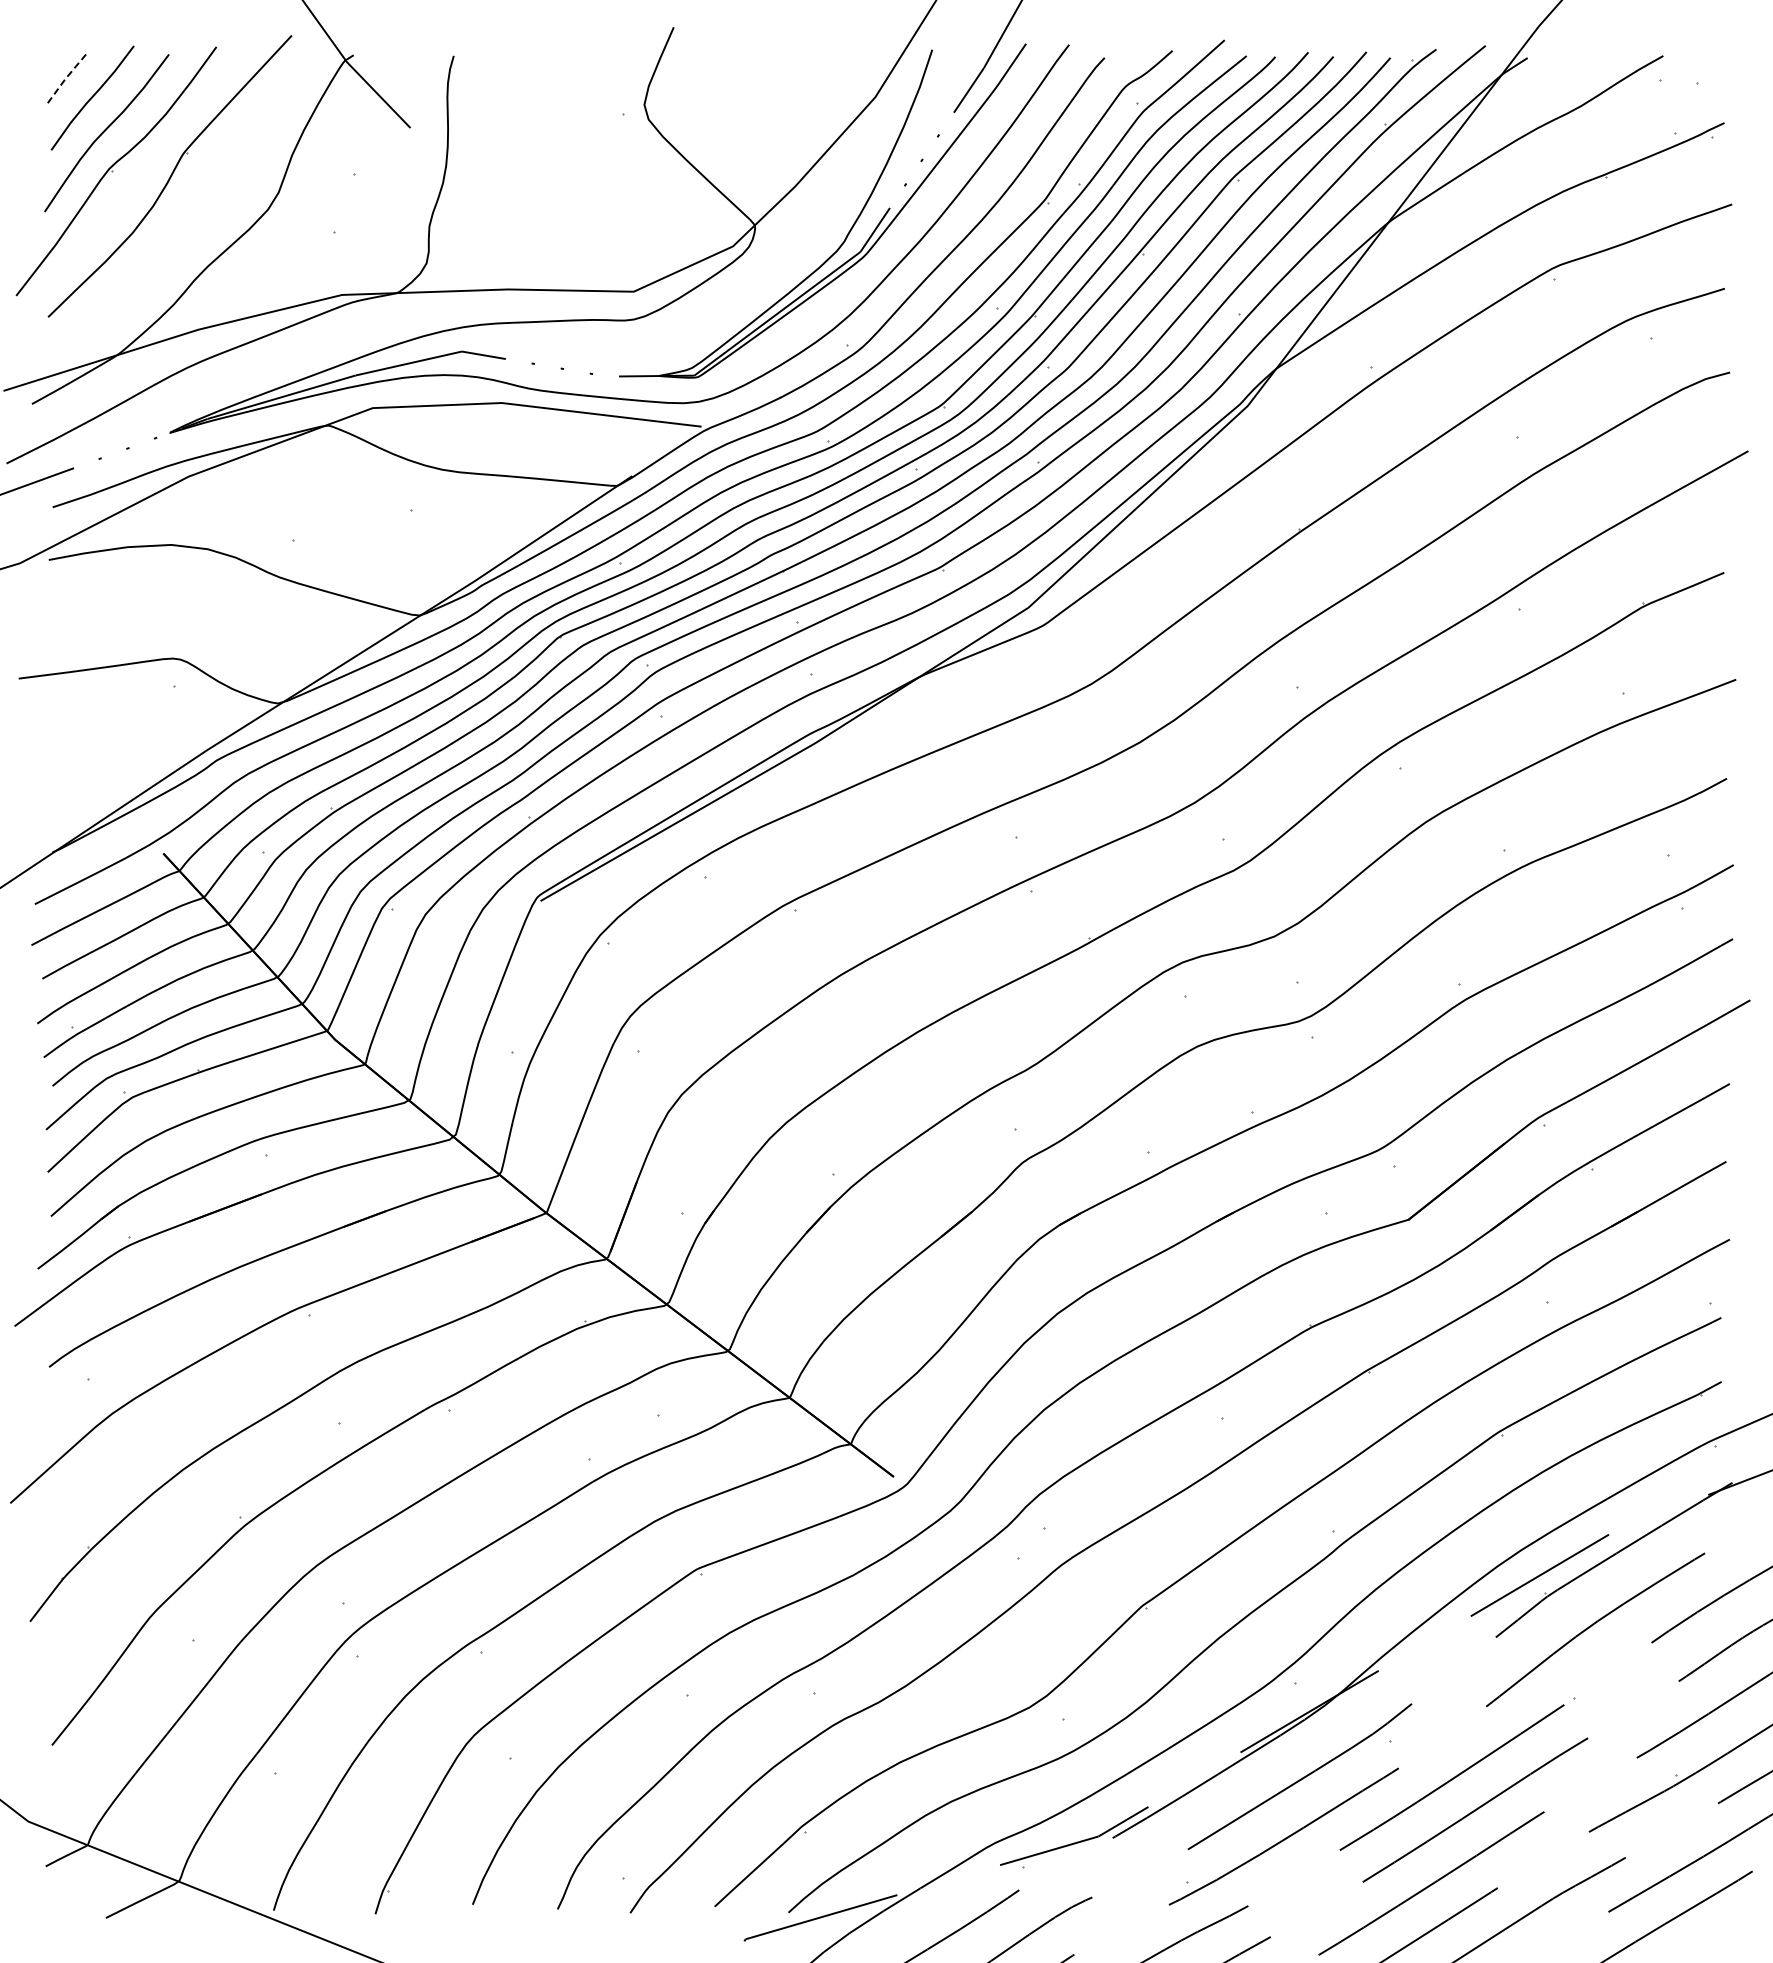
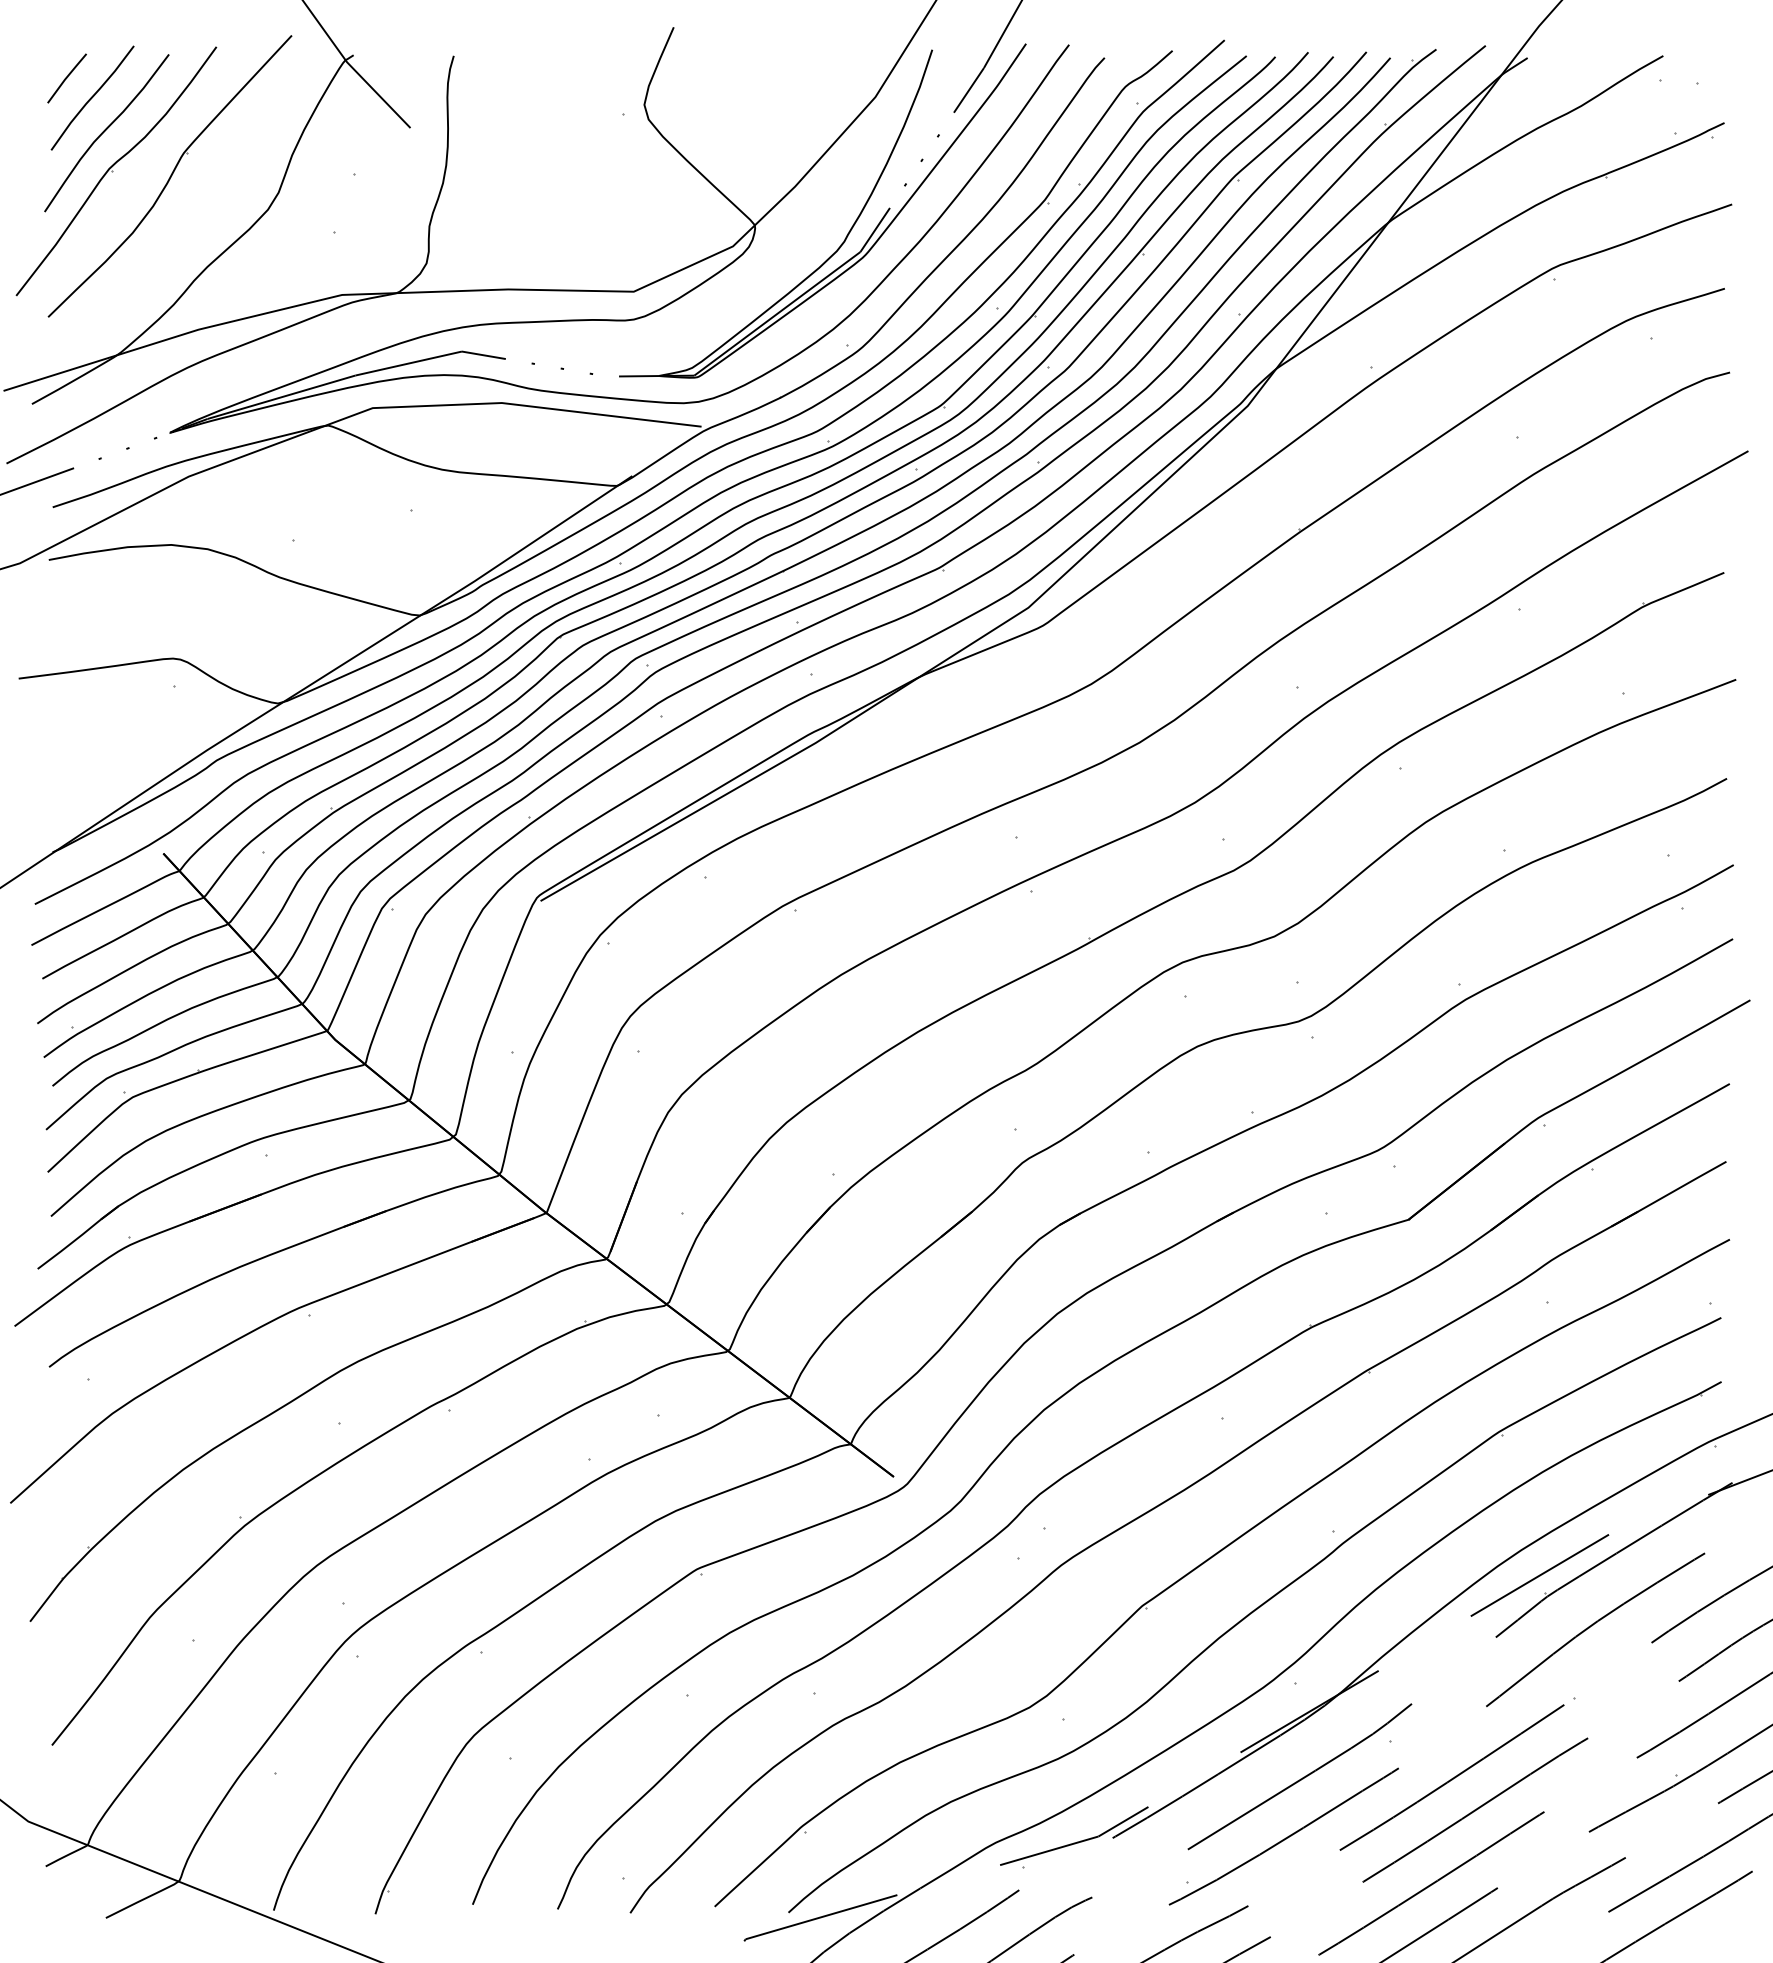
line: dashed -> solid (66, 78)
